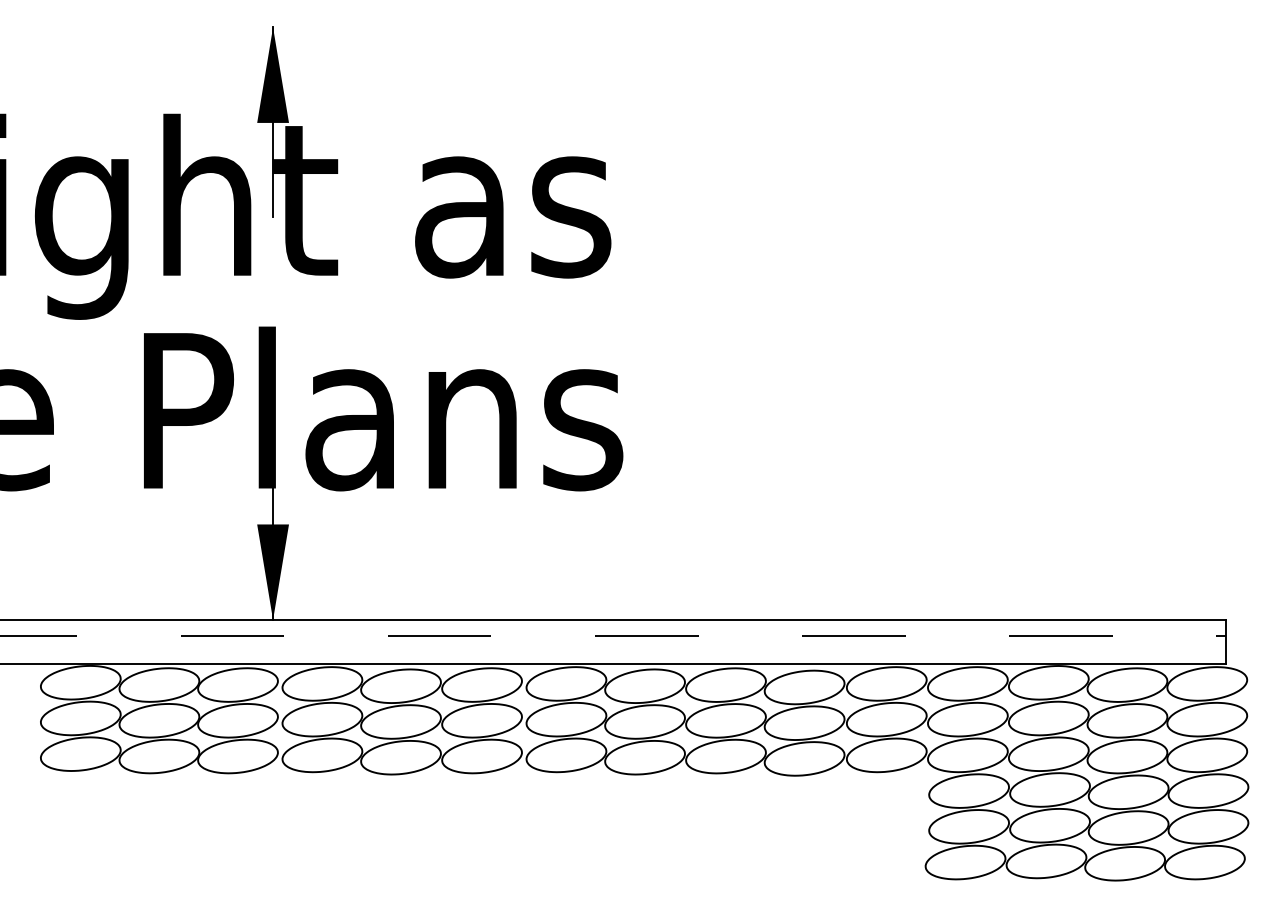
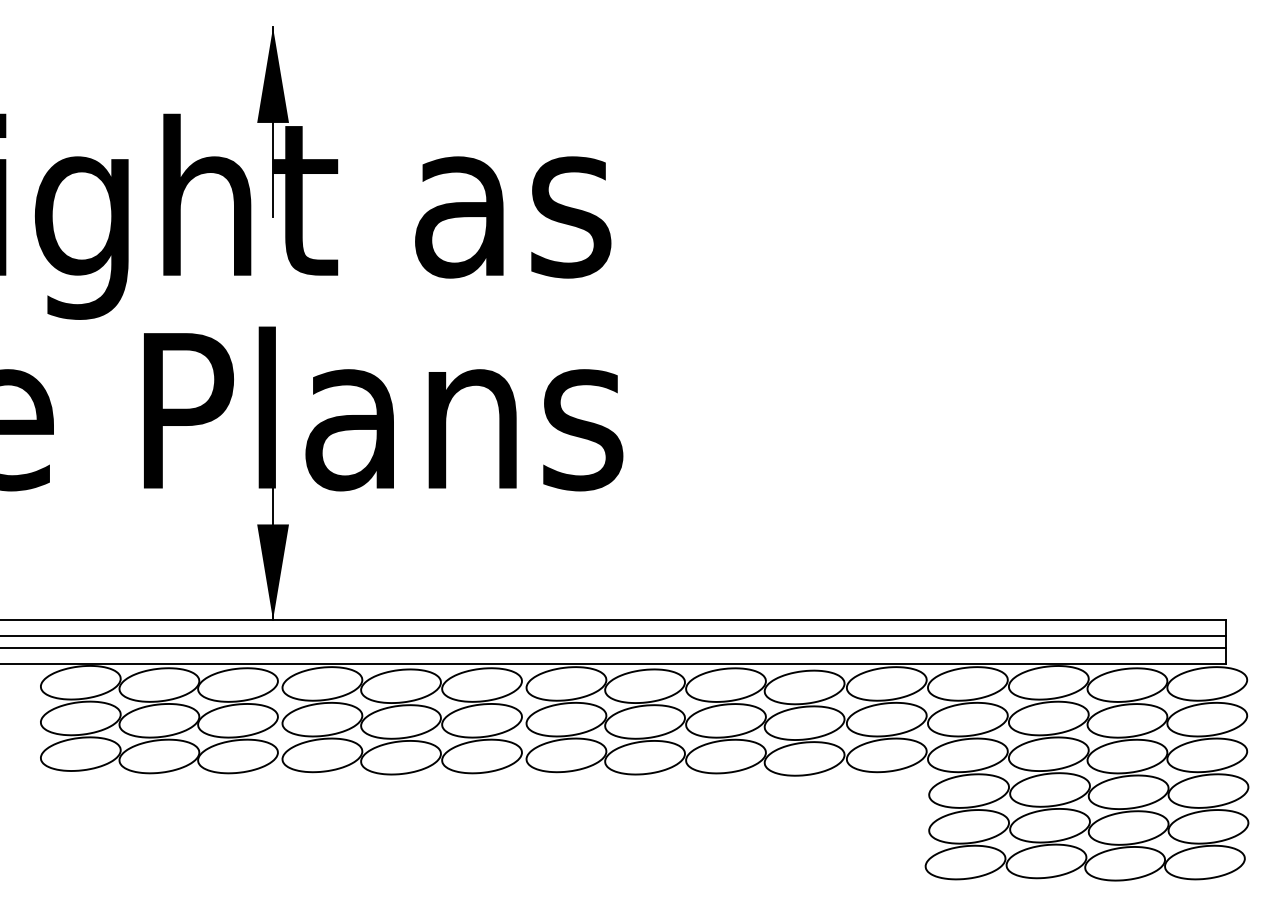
line: dashed -> solid (613, 636)
line: none -> present (614, 648)
